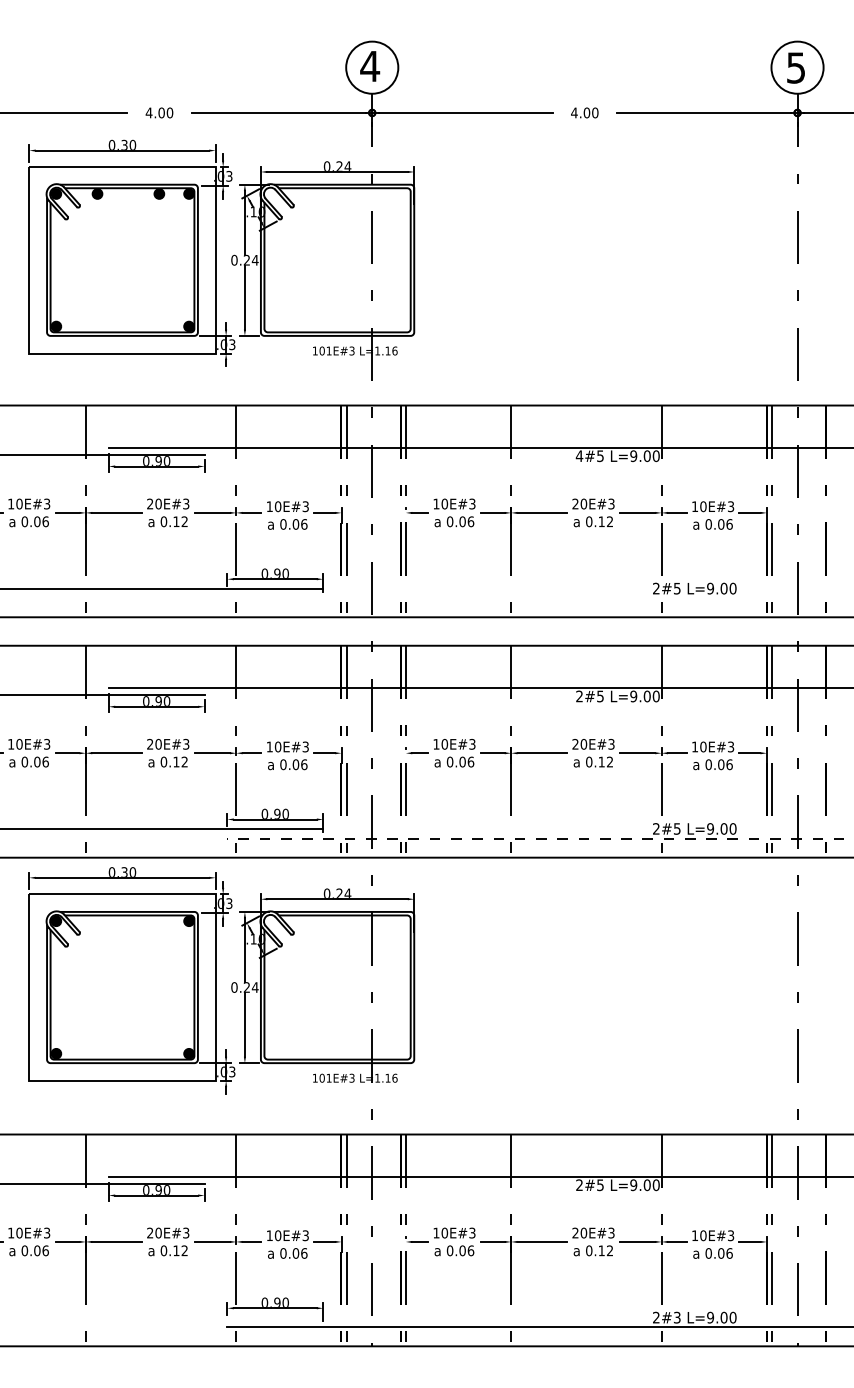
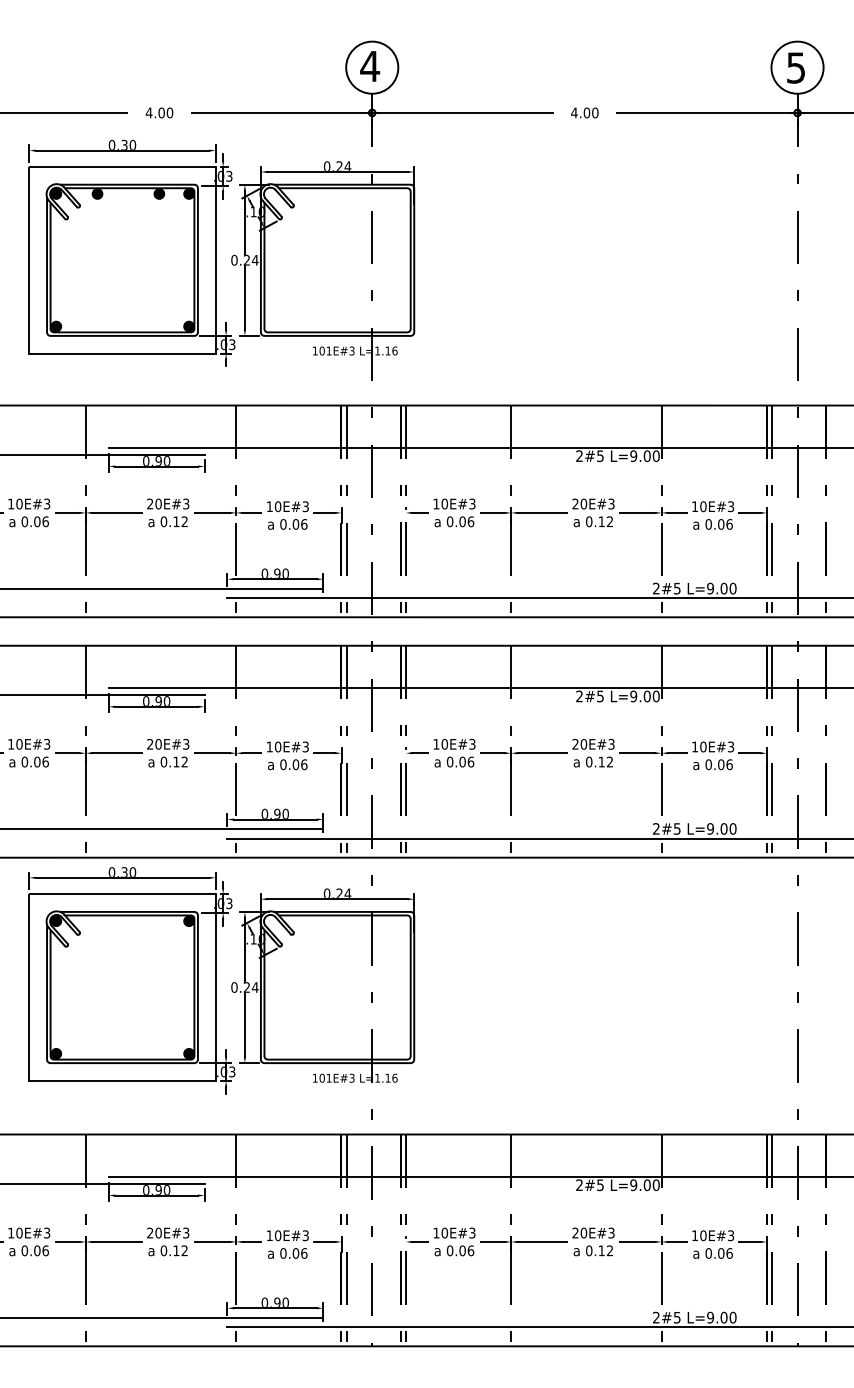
text: 4#5 -> 2#5 (579, 455)
line: none -> present (538, 598)
line: dashed -> solid (540, 838)
text: 2#3 -> 2#5 (677, 1316)
line: none -> present (162, 1318)
